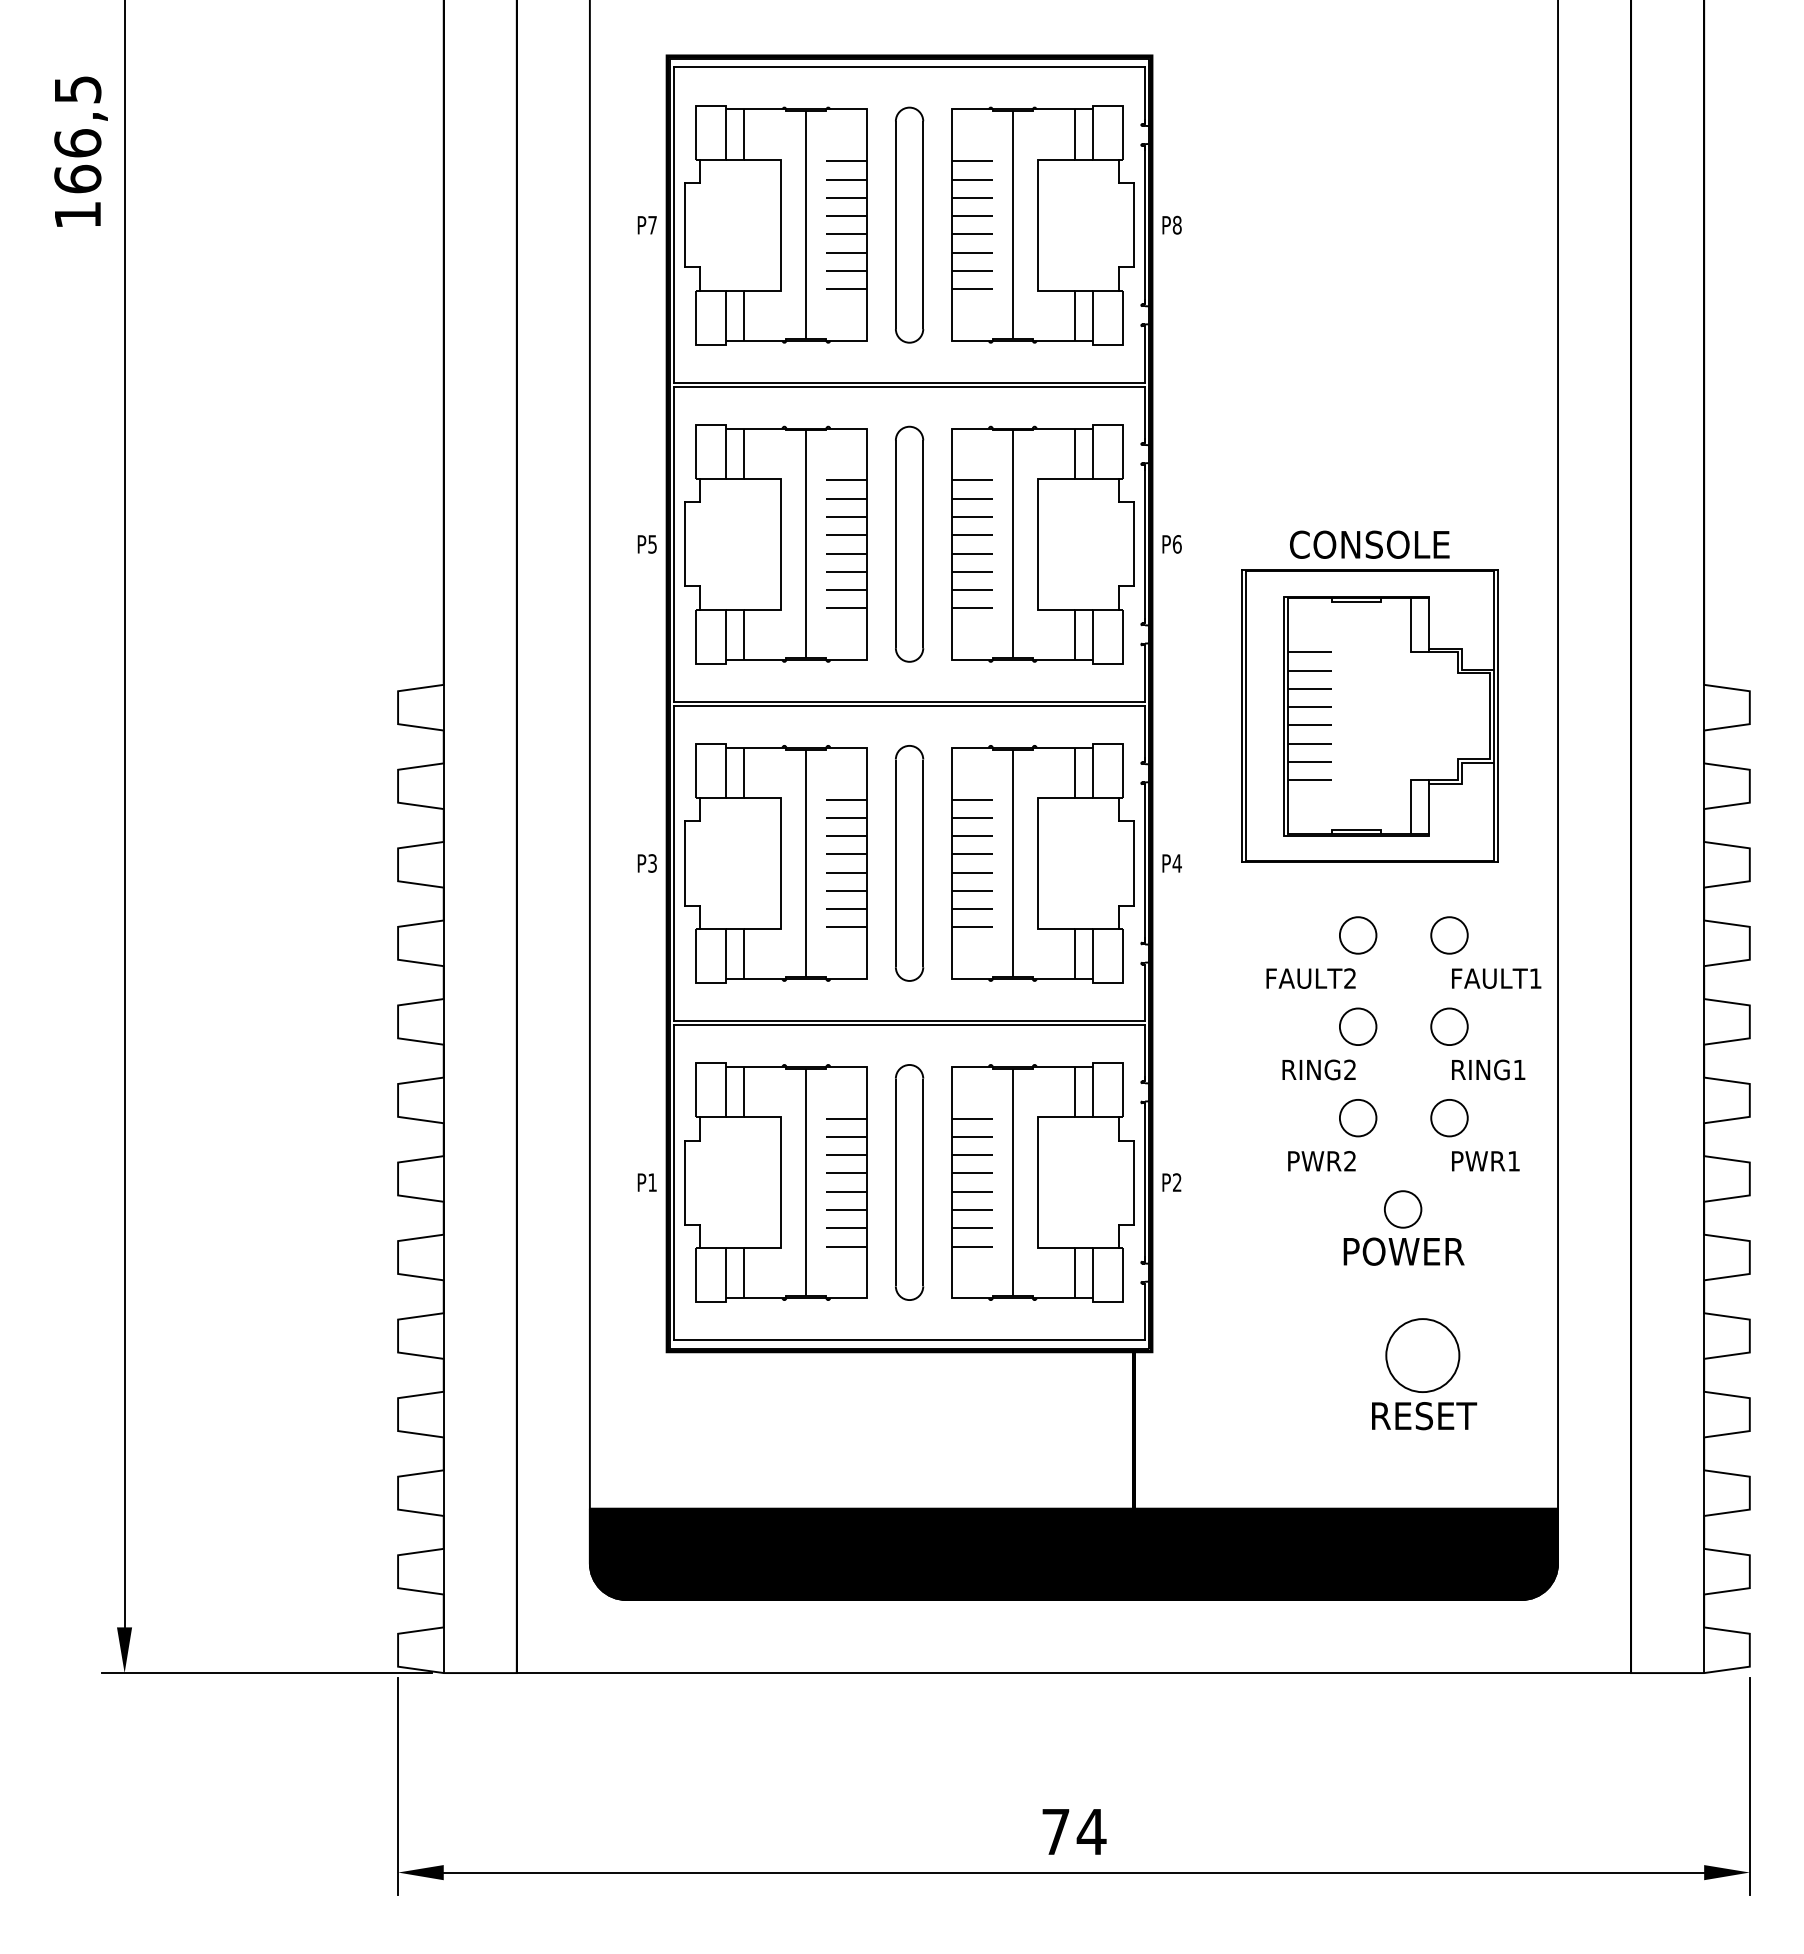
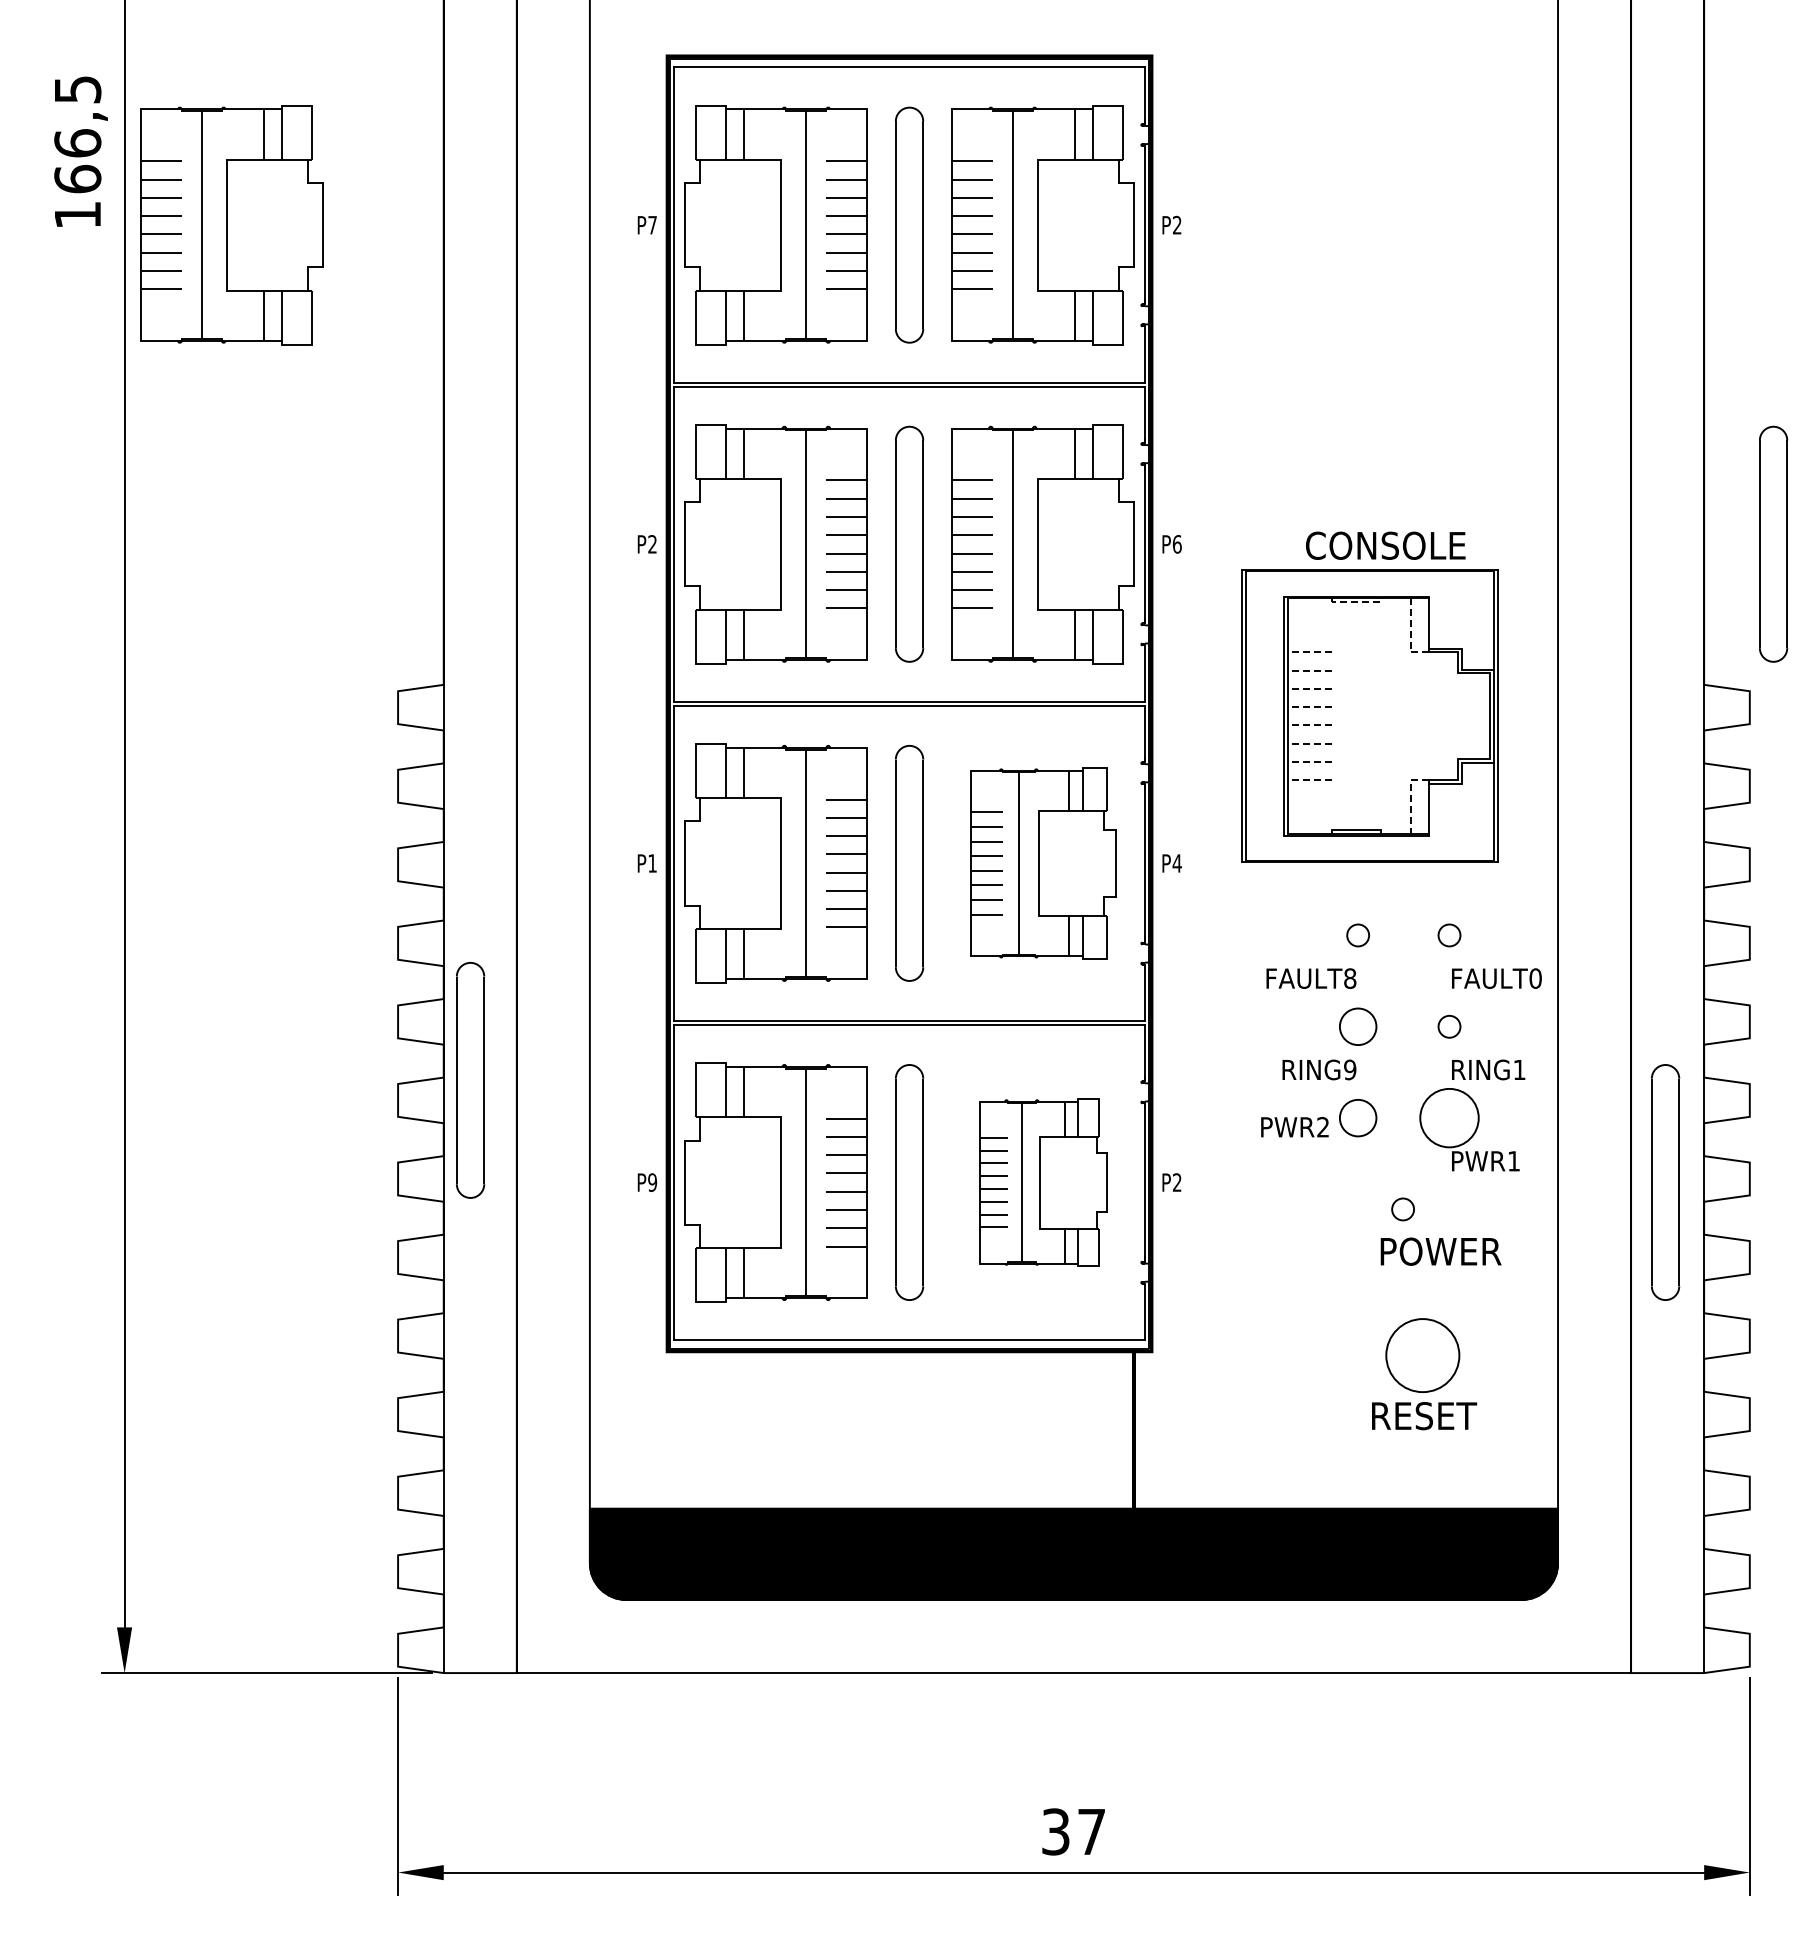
part: none -> present (231, 225)
text: P8 -> P2 (1176, 225)
part: none -> present (1773, 543)
text: P5 -> P2 (652, 544)
text position: (1369, 544) -> (1385, 545) (1385, 545)
line: solid -> dashed (1357, 602)
line: solid -> dashed (1410, 635)
line: solid -> dashed (1309, 652)
line: solid -> dashed (1309, 670)
line: solid -> dashed (1309, 688)
line: solid -> dashed (1309, 707)
line: solid -> dashed (1309, 725)
line: solid -> dashed (1309, 743)
line: solid -> dashed (1309, 761)
line: solid -> dashed (1309, 780)
line: solid -> dashed (1410, 797)
text: P3 -> P1 (652, 863)
part size: 184x241 px -> 147x193 px (1043, 863)
circle diameter: 37 px -> 22 px (1358, 935)
circle diameter: 37 px -> 22 px (1449, 935)
text: FAULT2 -> FAULT8 (1350, 978)
text: FAULT1 -> FAULT0 (1535, 978)
circle diameter: 37 px -> 22 px (1449, 1026)
text: RING2 -> RING9 (1350, 1069)
part: none -> present (470, 1080)
circle diameter: 37 px -> 58 px (1449, 1117)
text position: (1321, 1161) -> (1294, 1127) (1294, 1127)
text: P1 -> P9 (652, 1182)
part size: 184x241 px -> 129x169 px (1043, 1182)
part: none -> present (1665, 1182)
circle diameter: 37 px -> 22 px (1403, 1209)
text position: (1403, 1251) -> (1440, 1251) (1440, 1251)
text: 74 -> 37 (1074, 1831)
